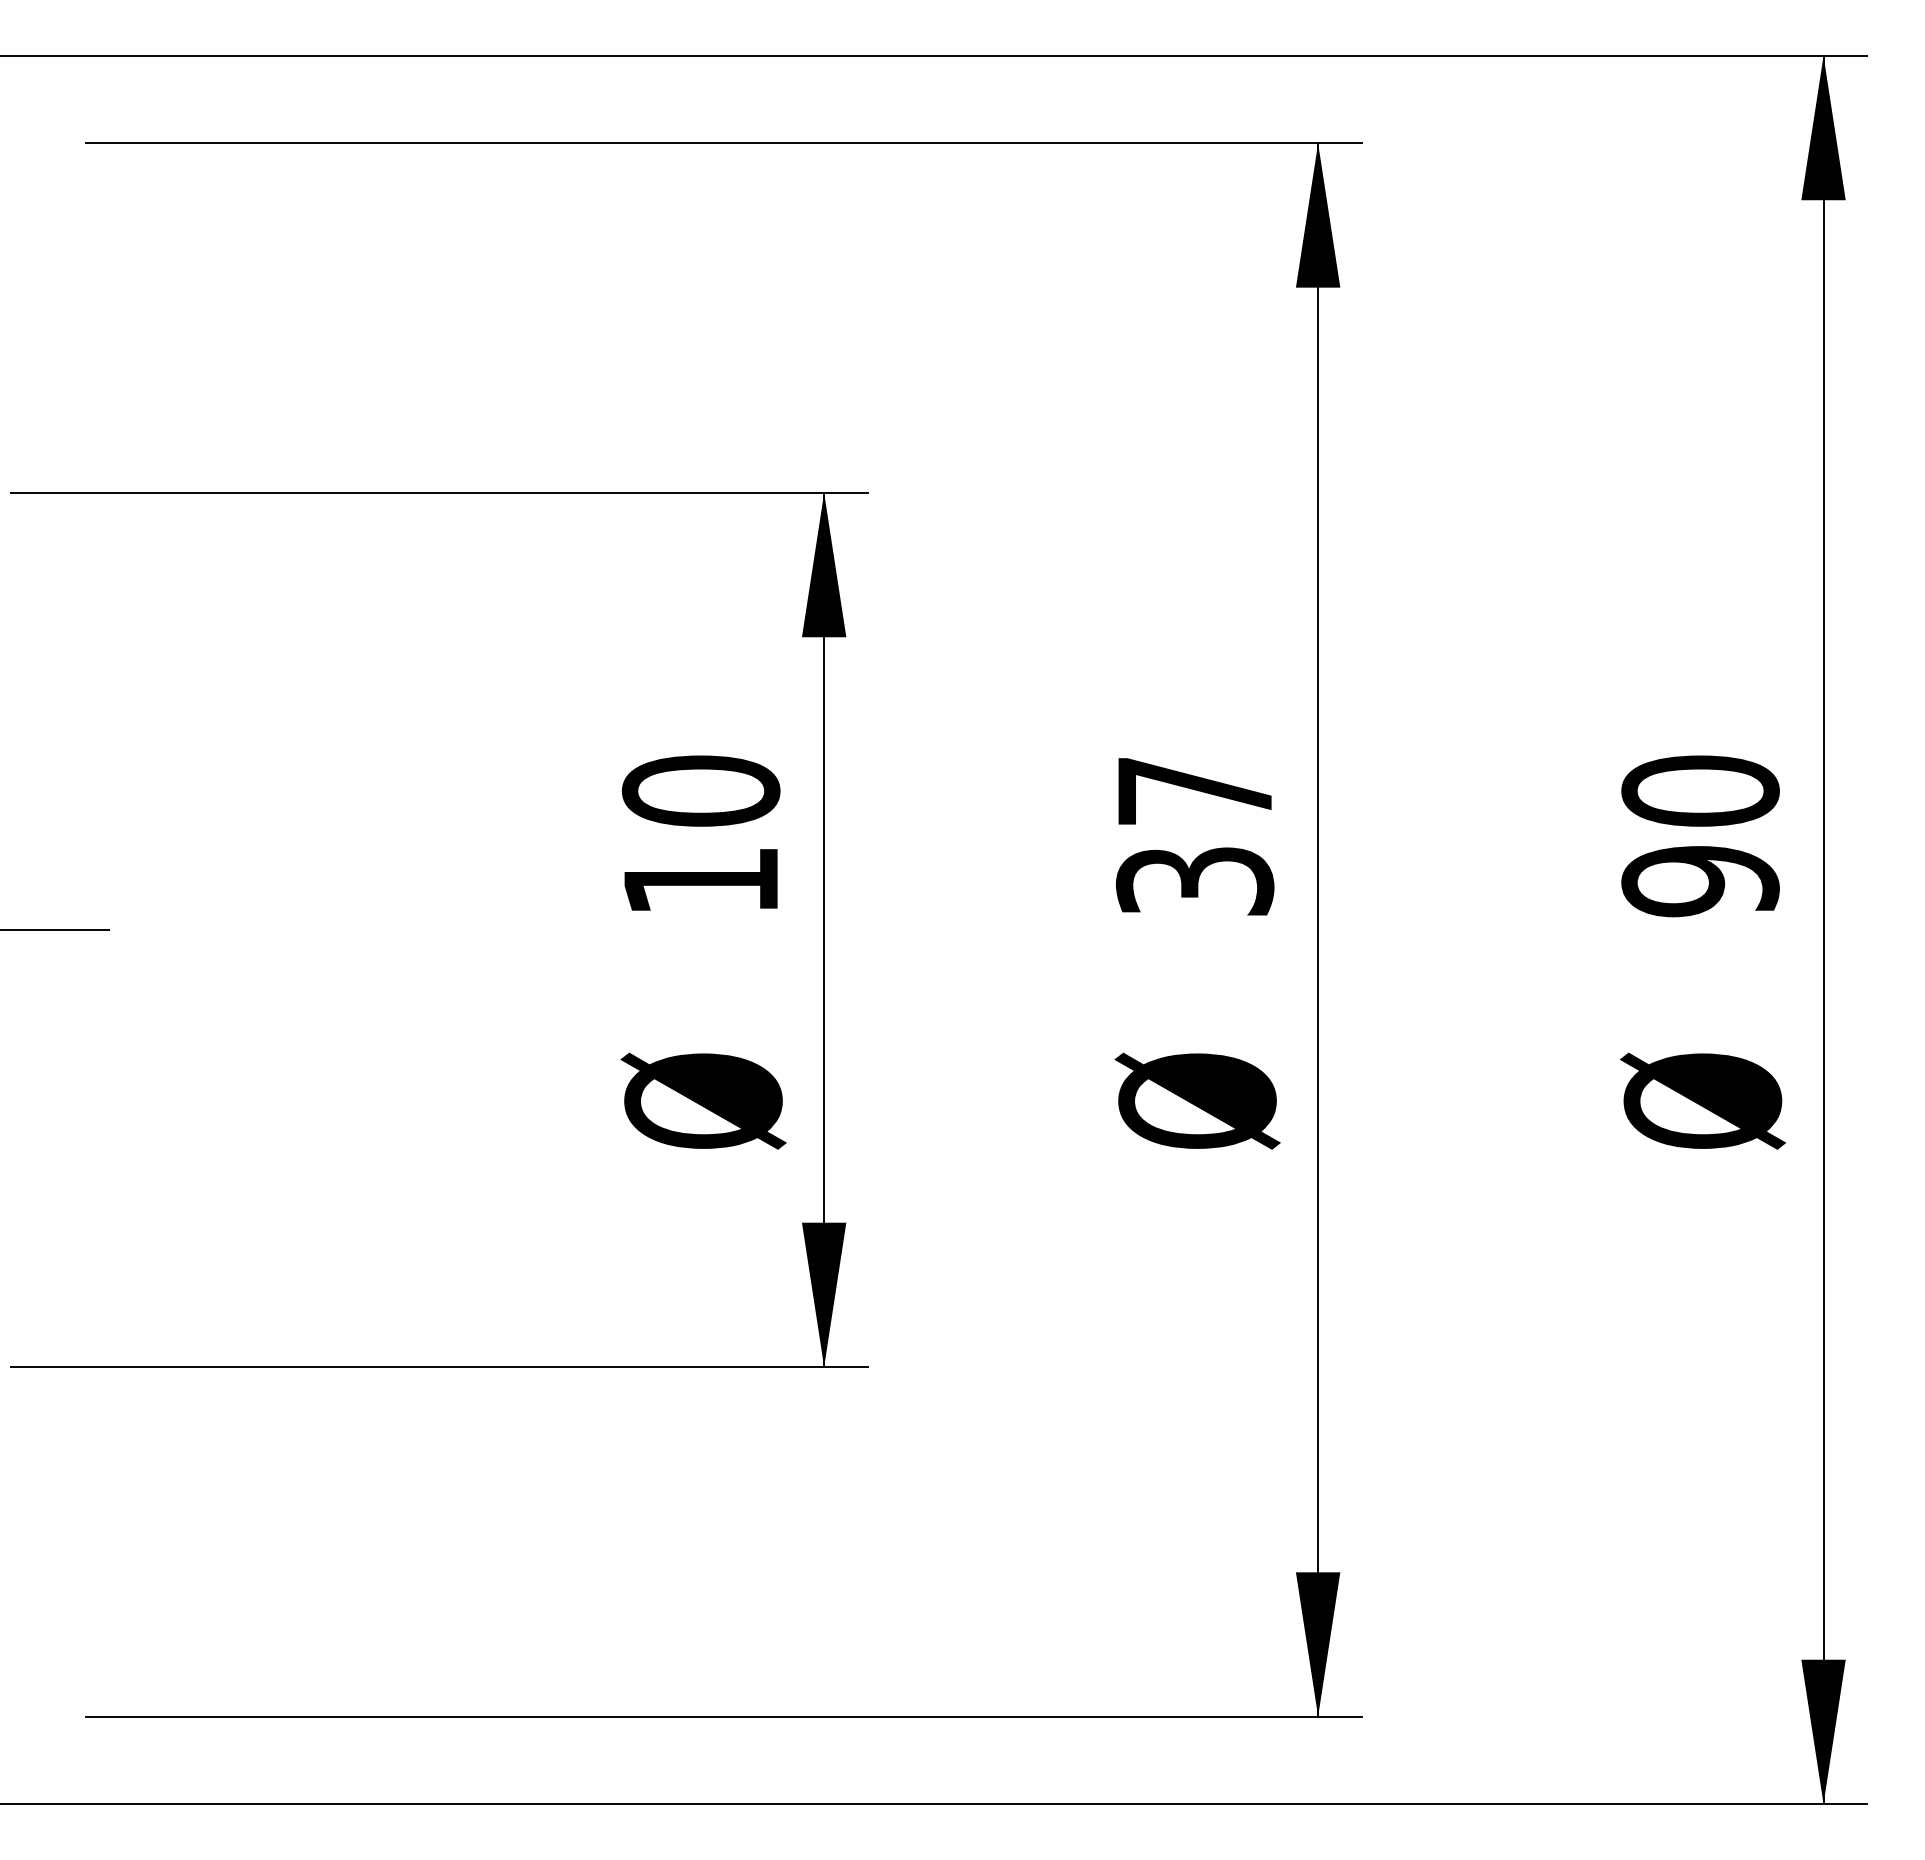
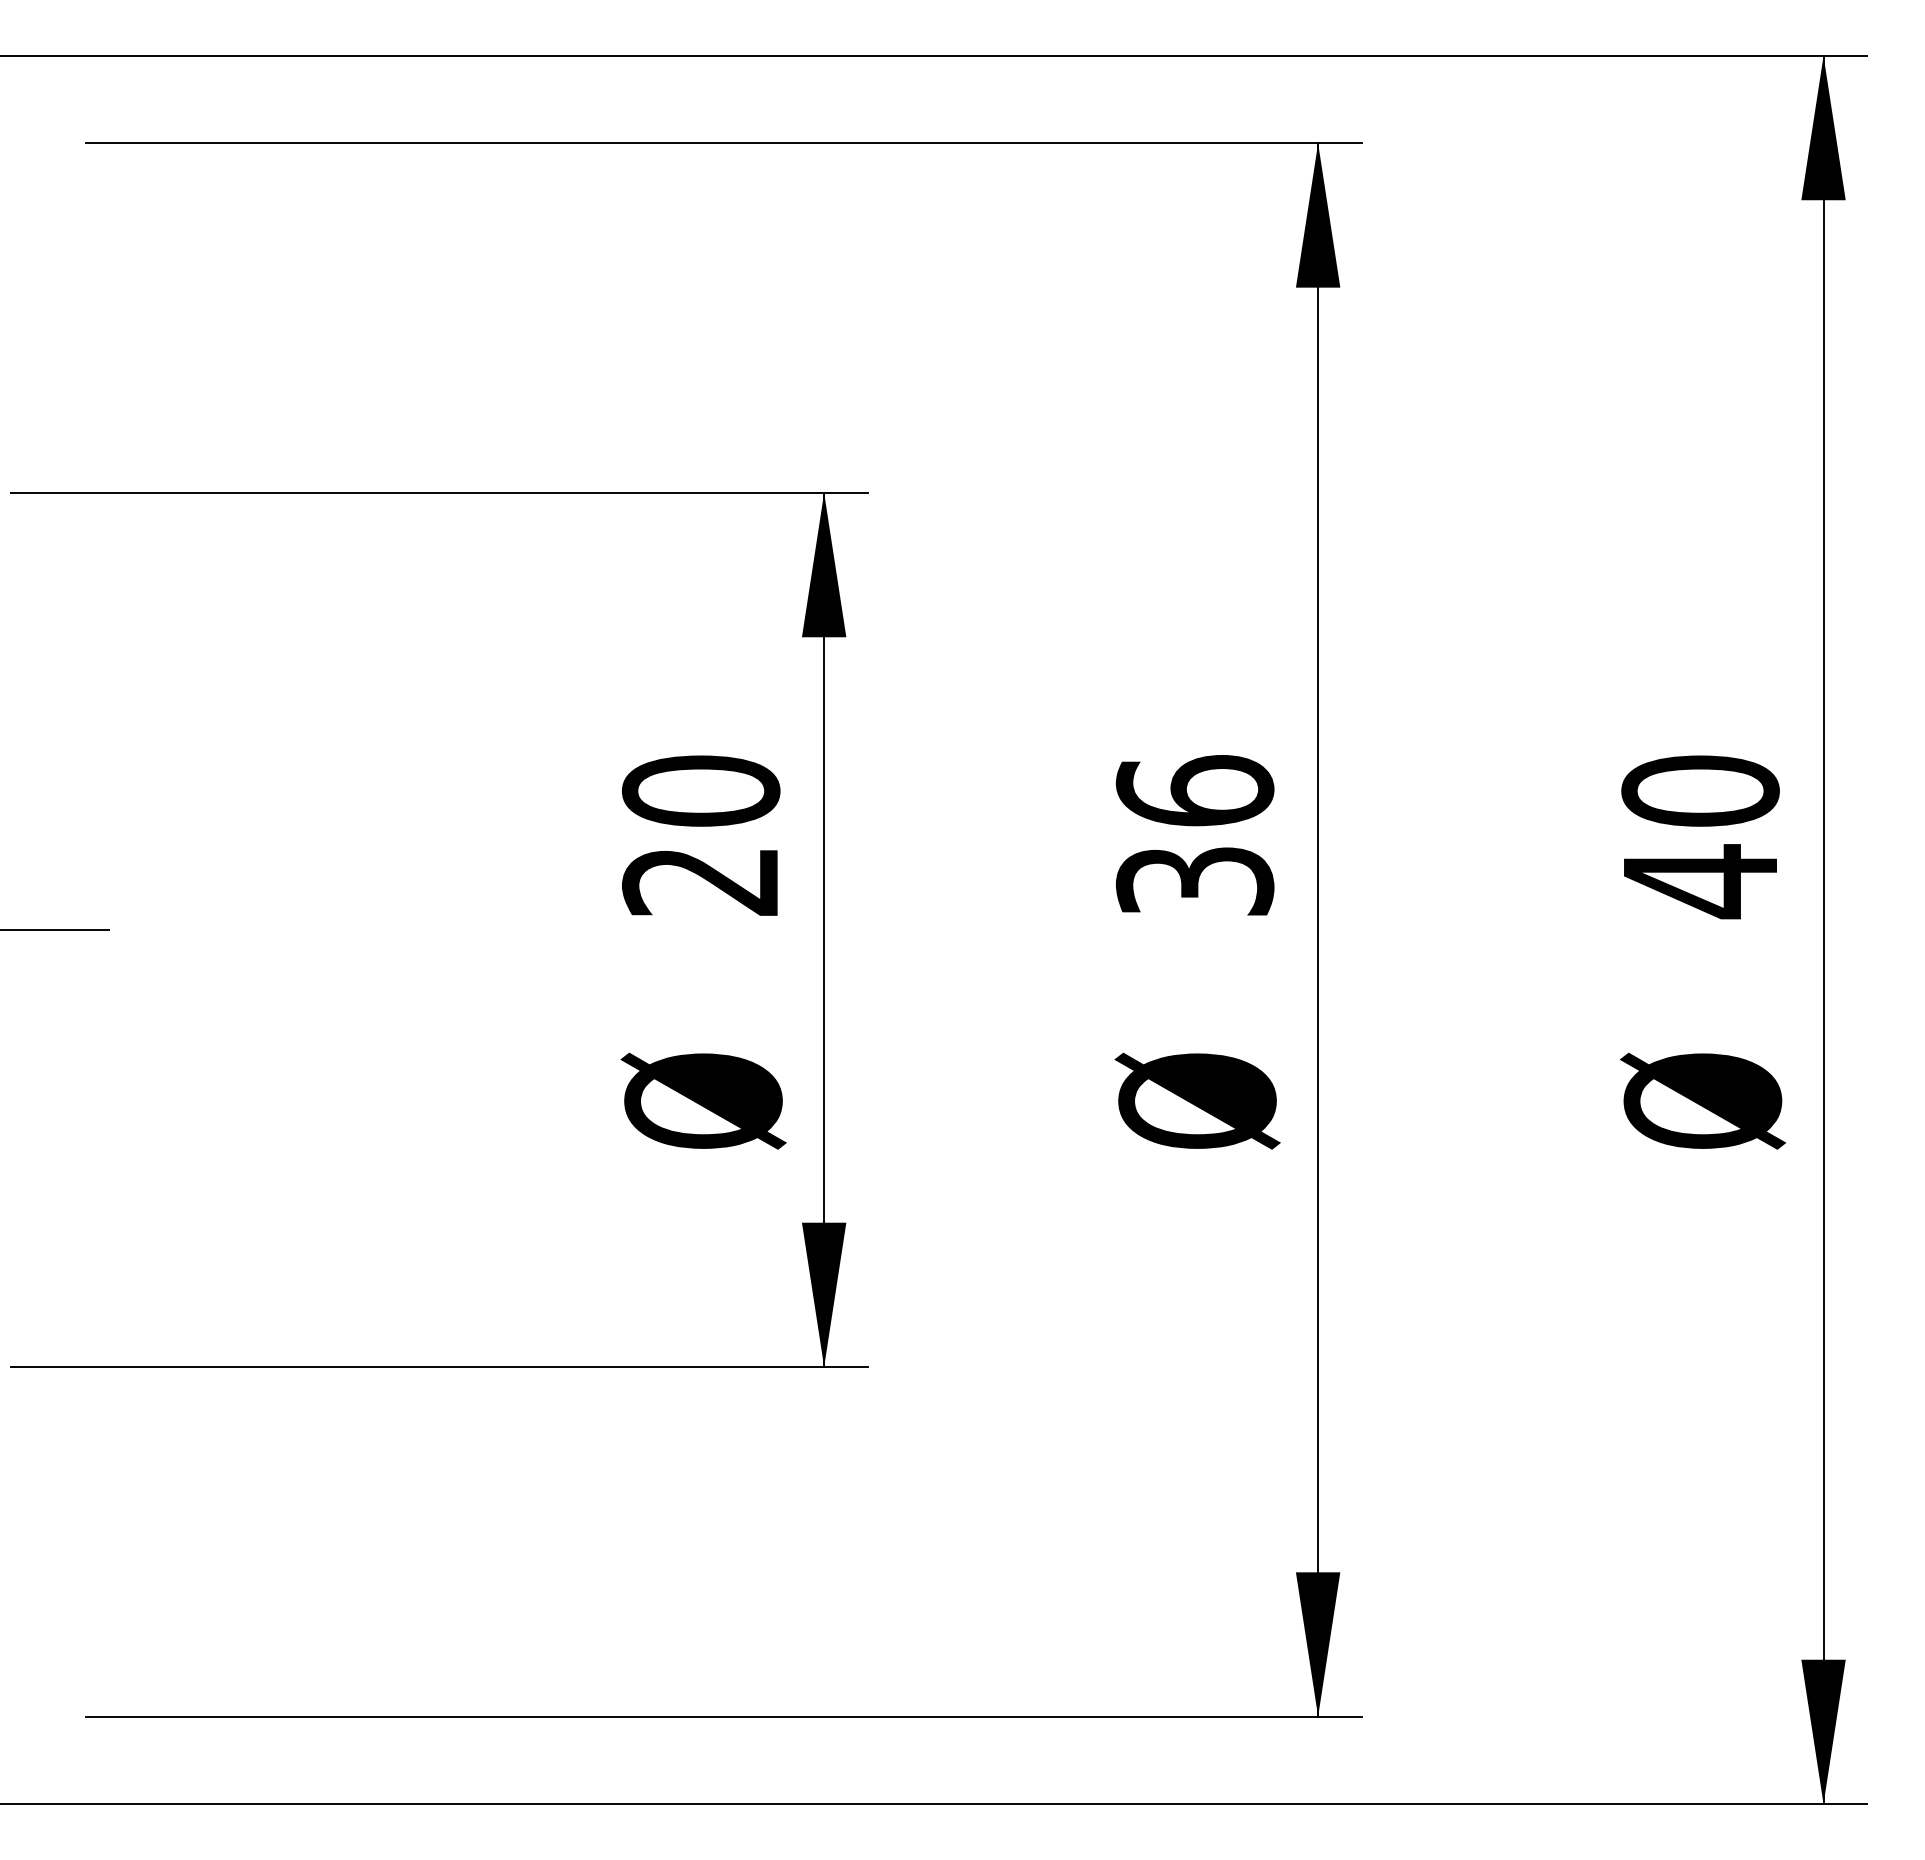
text: 37 -> 36 (1194, 790)
text: 90 -> 40 (1700, 881)
text: 10 -> 20 (699, 882)
